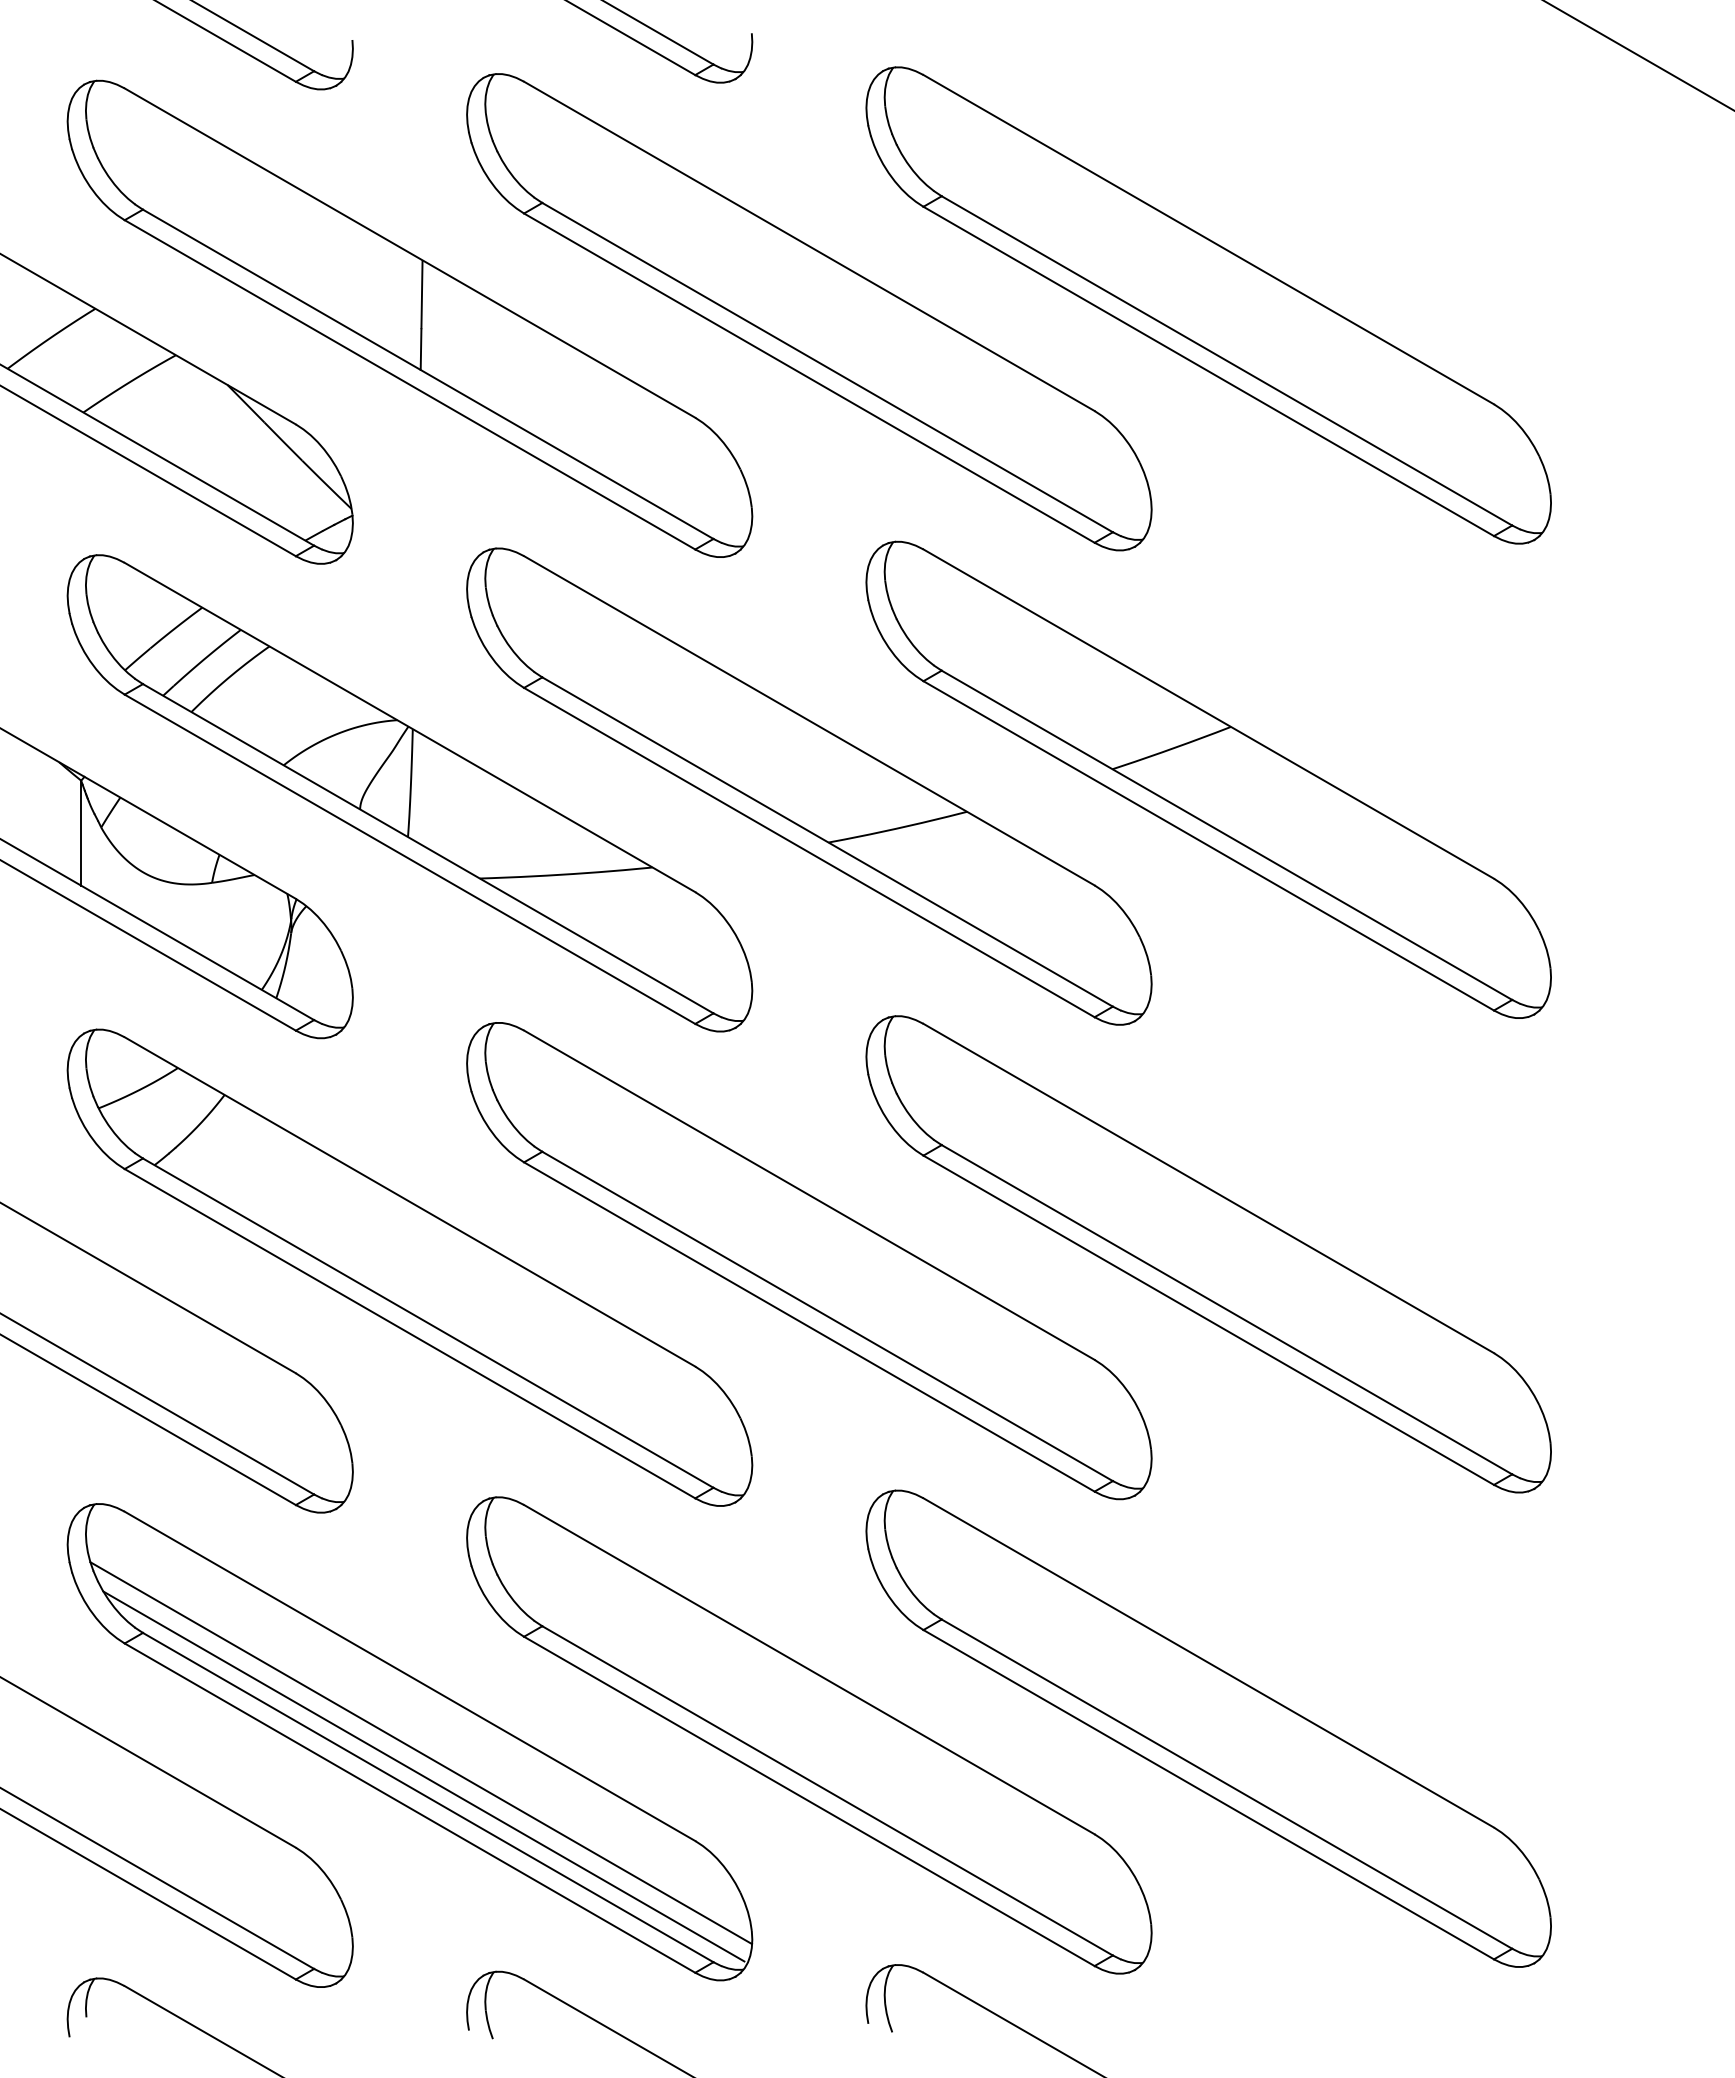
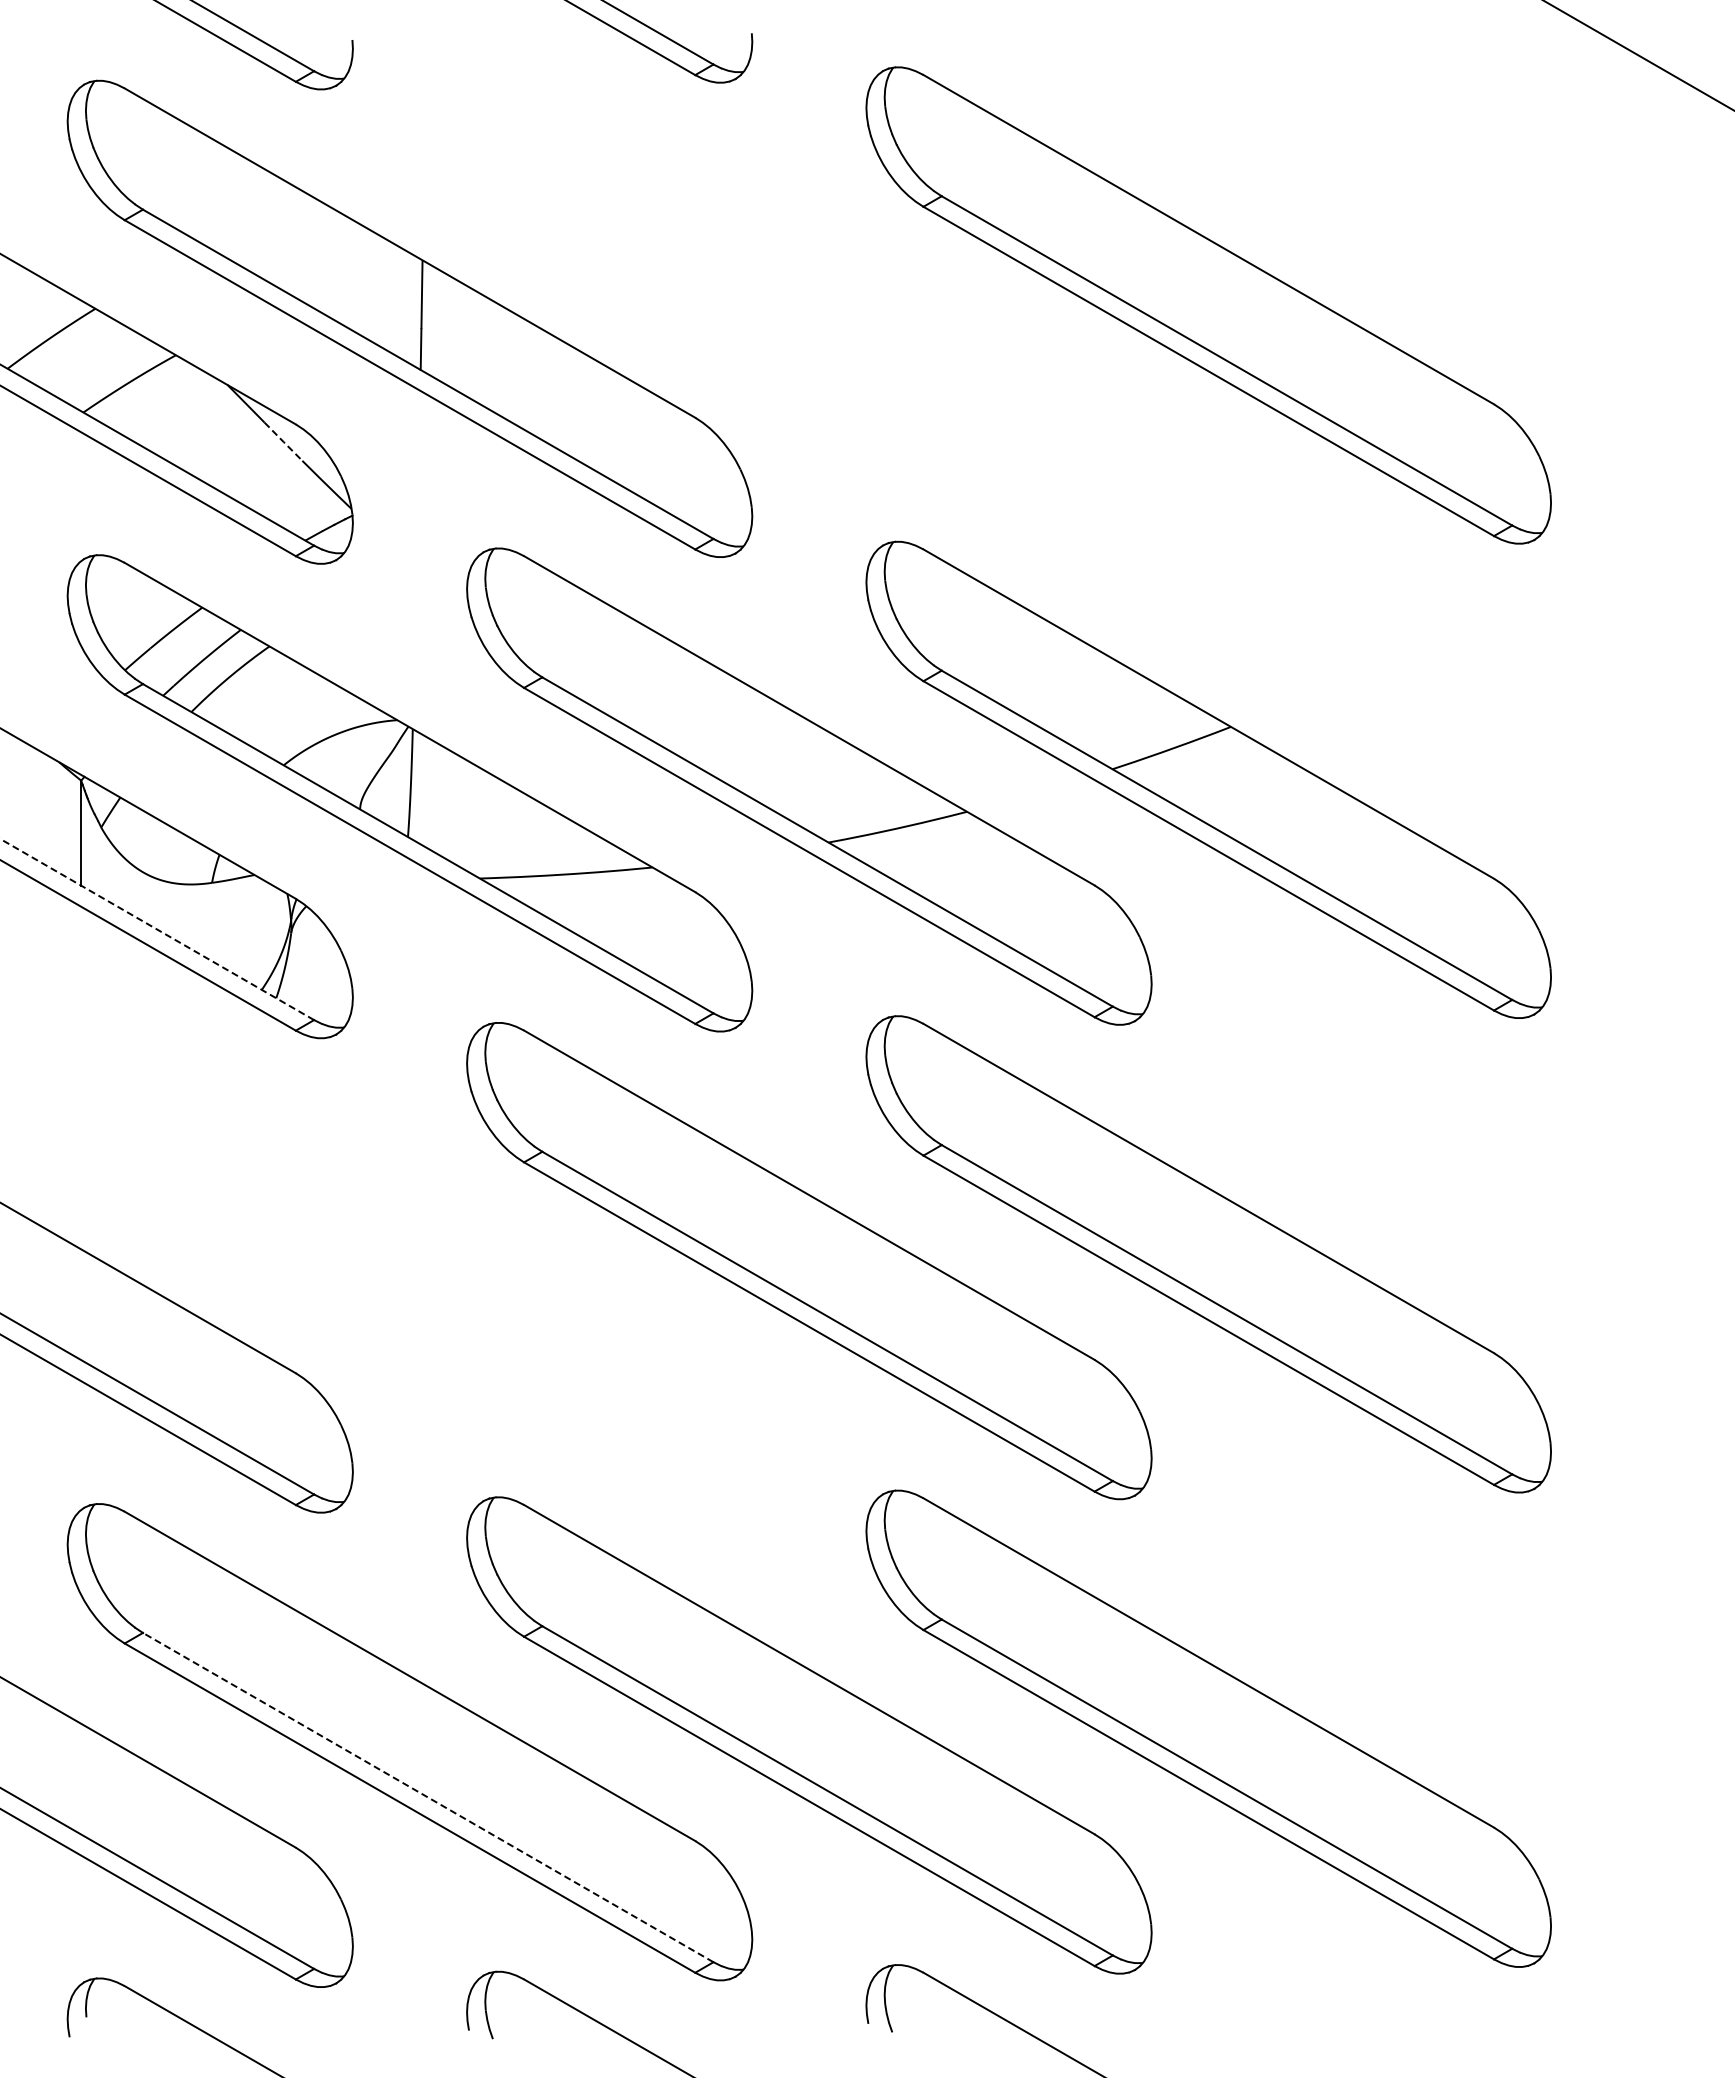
part: present -> none (809, 312)
line: solid -> dashed (283, 441)
line: solid -> dashed (157, 929)
part: present -> none (409, 1267)
line: present -> none (421, 1753)
line: present -> none (423, 1776)
line: solid -> dashed (427, 1797)
